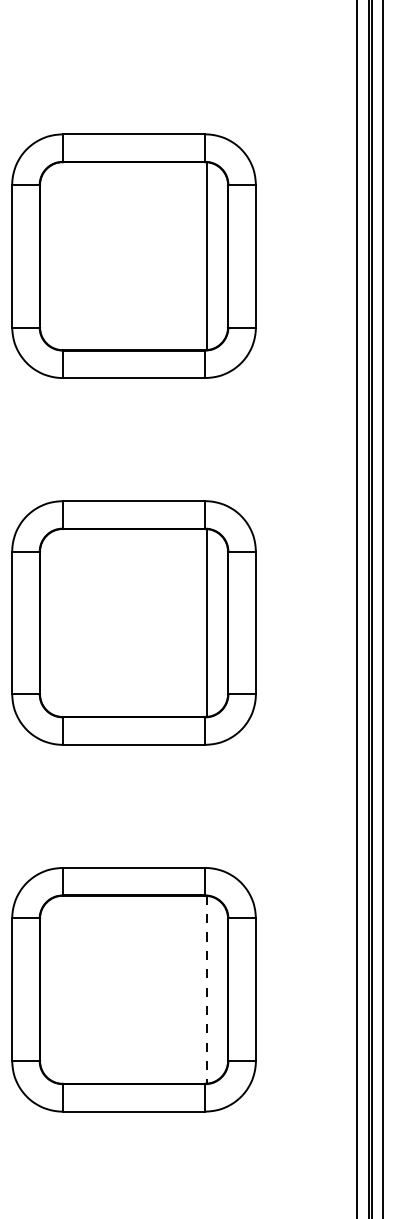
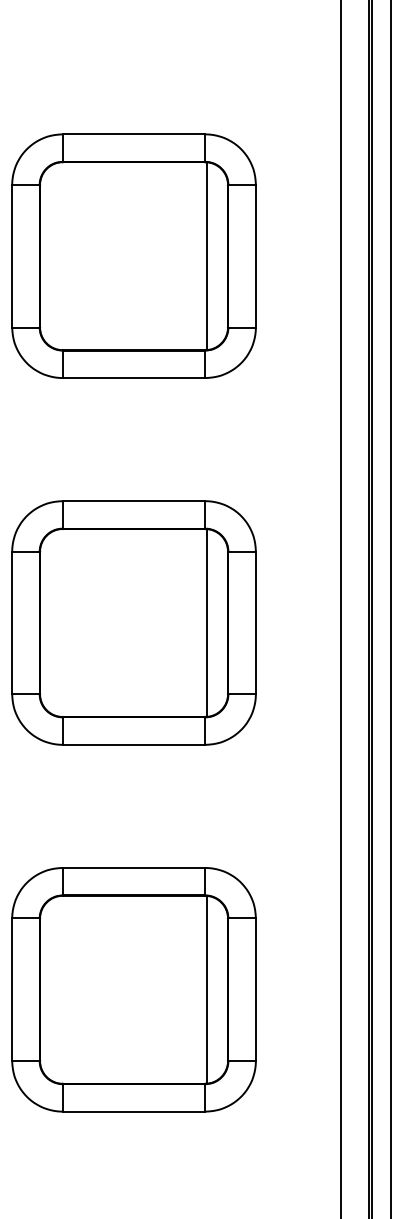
line position: (357, 608) -> (341, 608) (341, 608)
line position: (382, 608) -> (390, 608) (390, 608)
line: dashed -> solid (207, 989)
